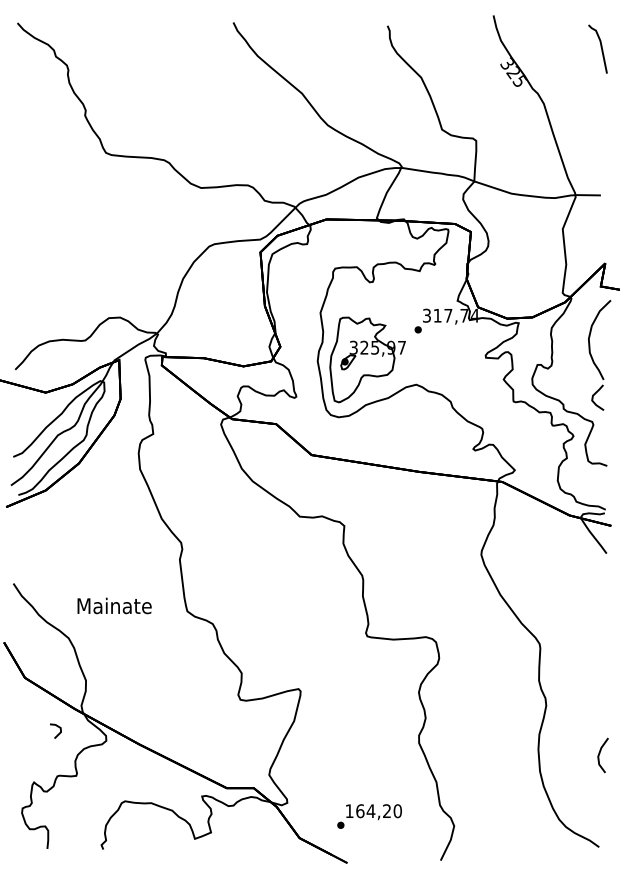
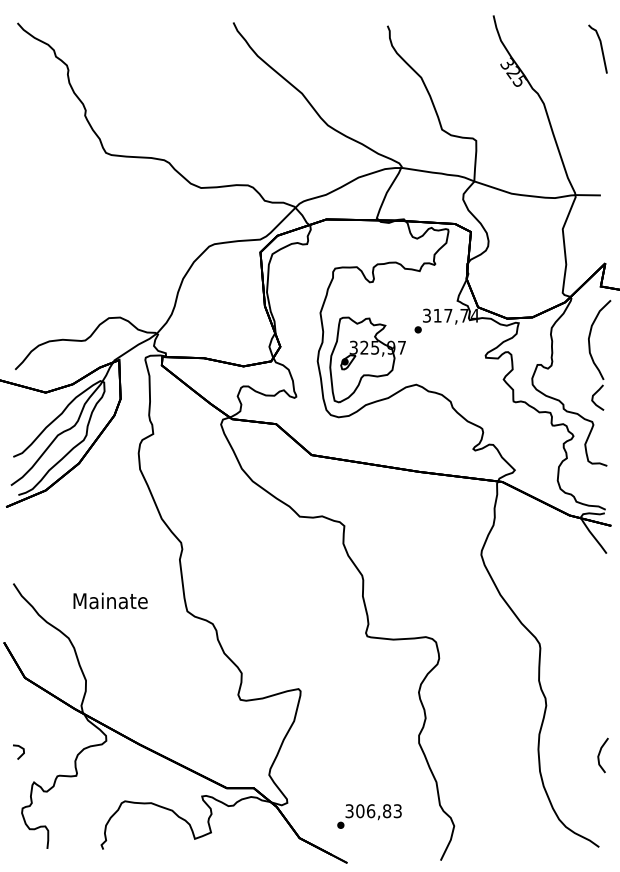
text position: (114, 605) -> (110, 600) (110, 600)
part position: (55, 730) -> (18, 751) (18, 751)
text: 164,20 -> 306,83 (373, 811)
